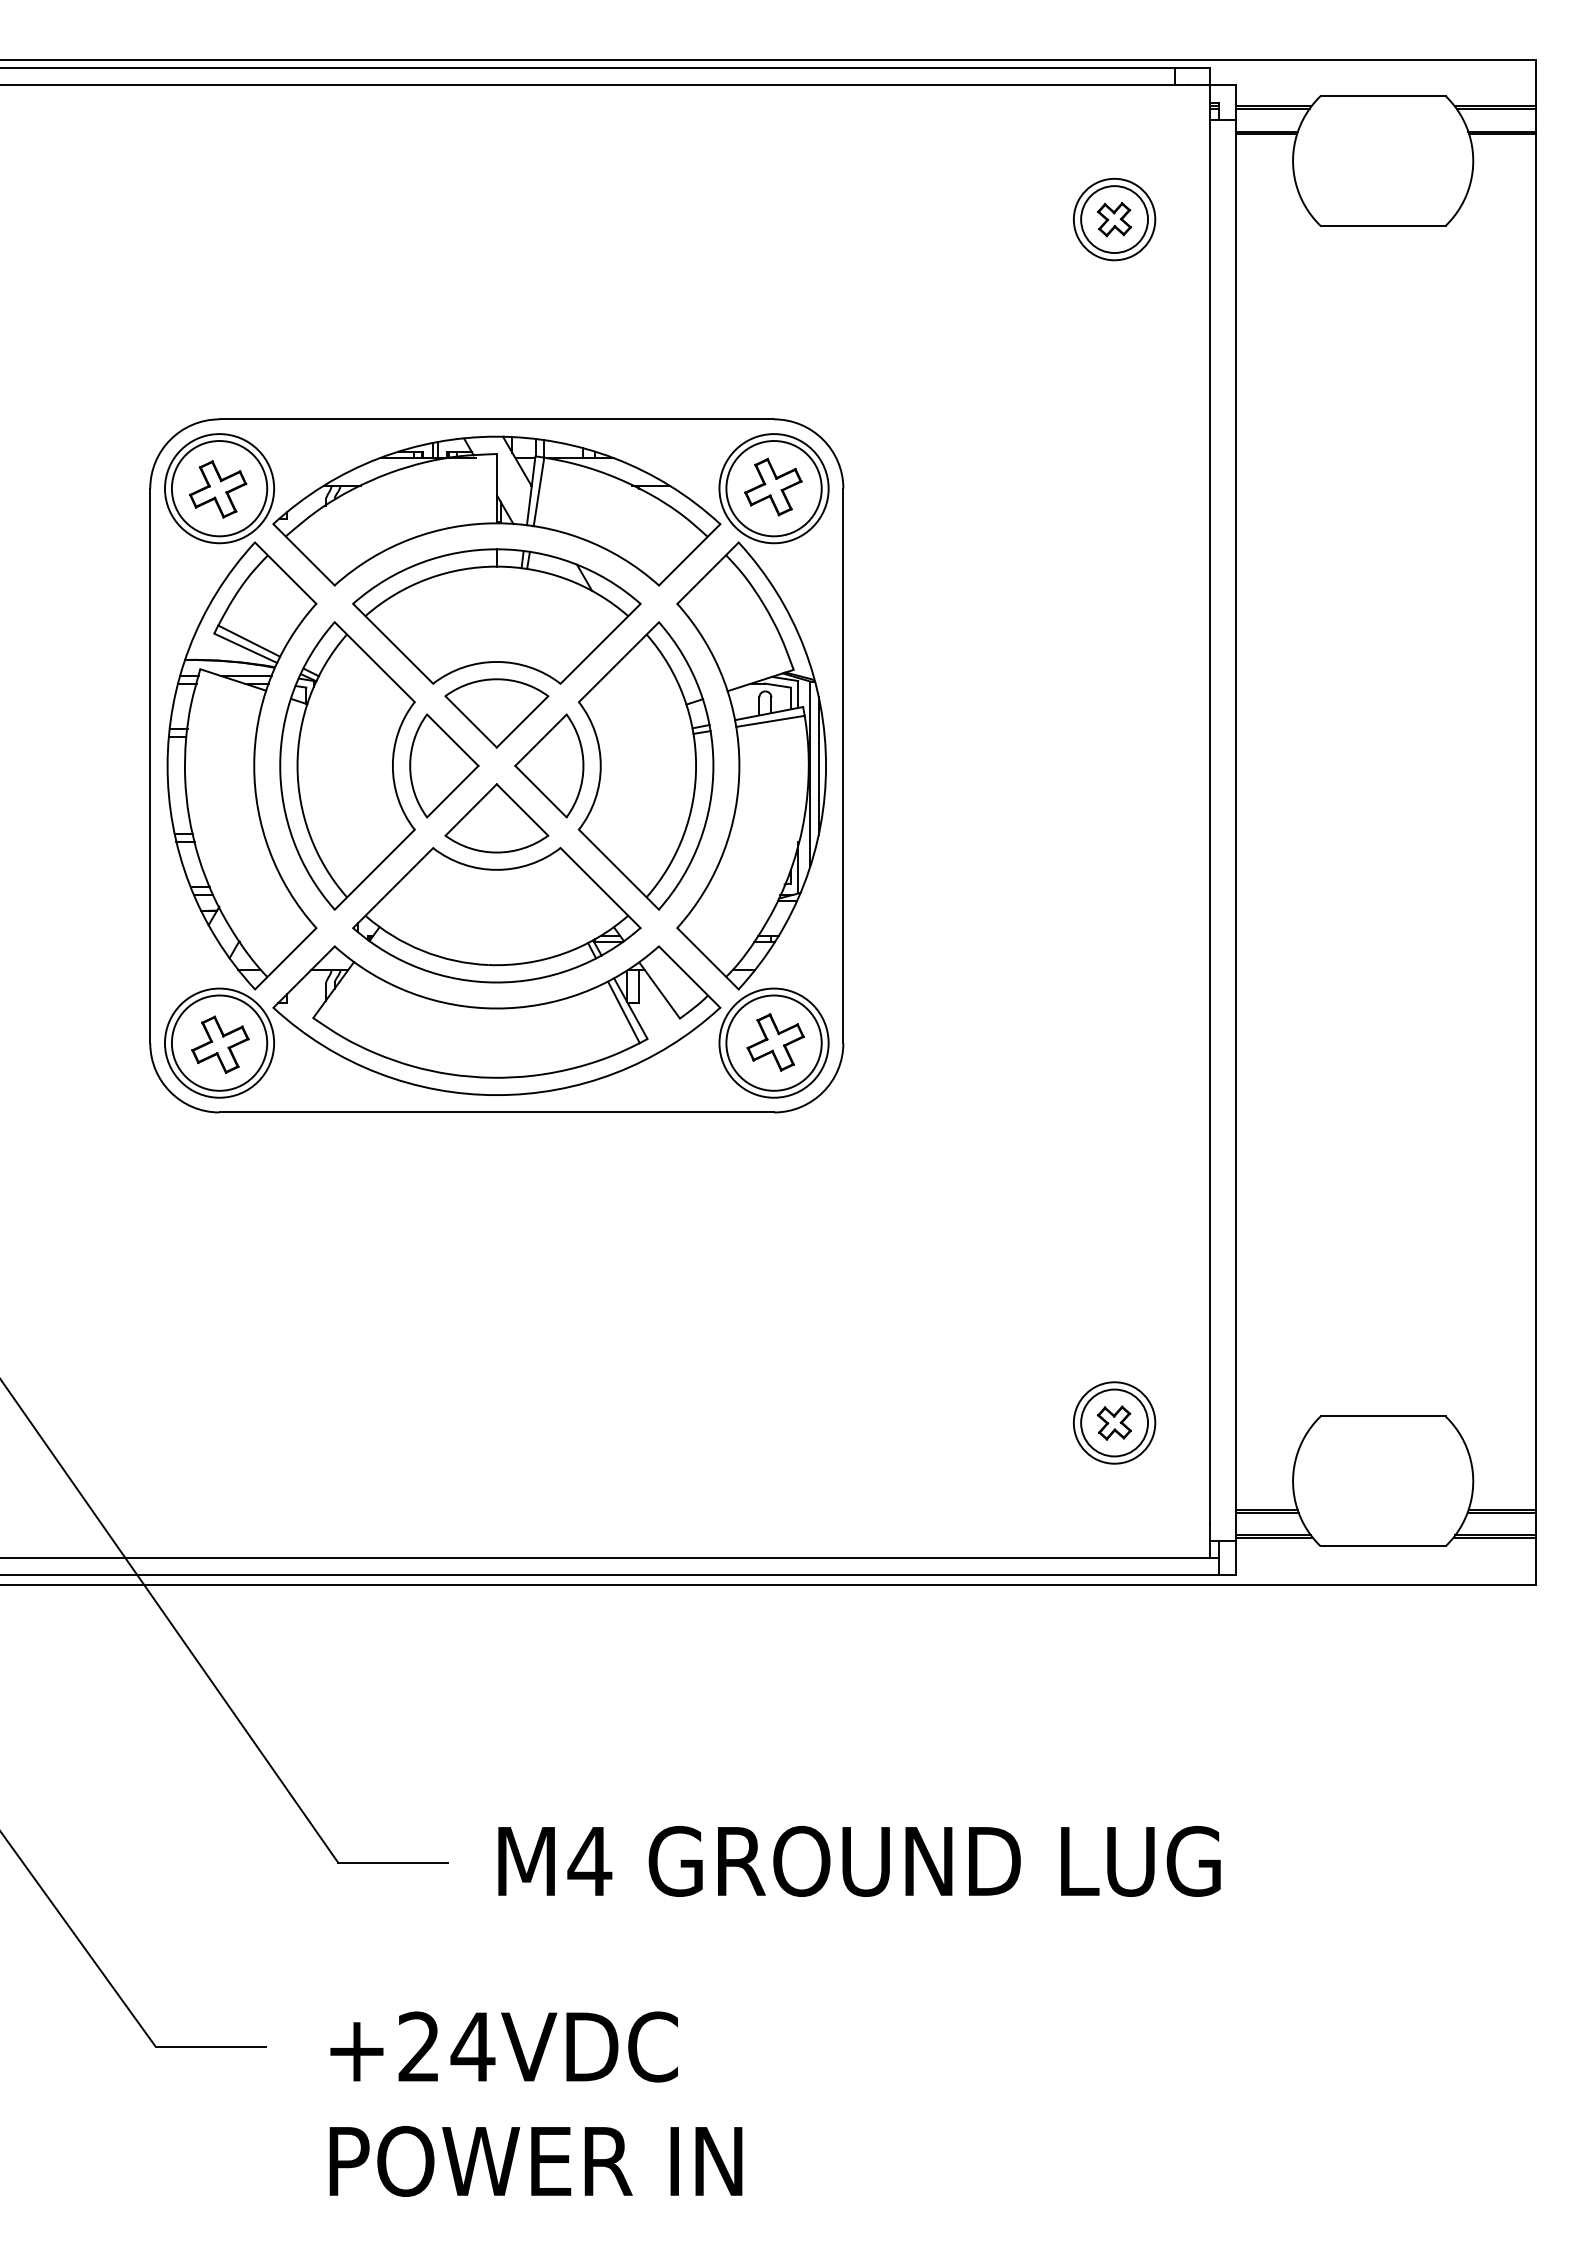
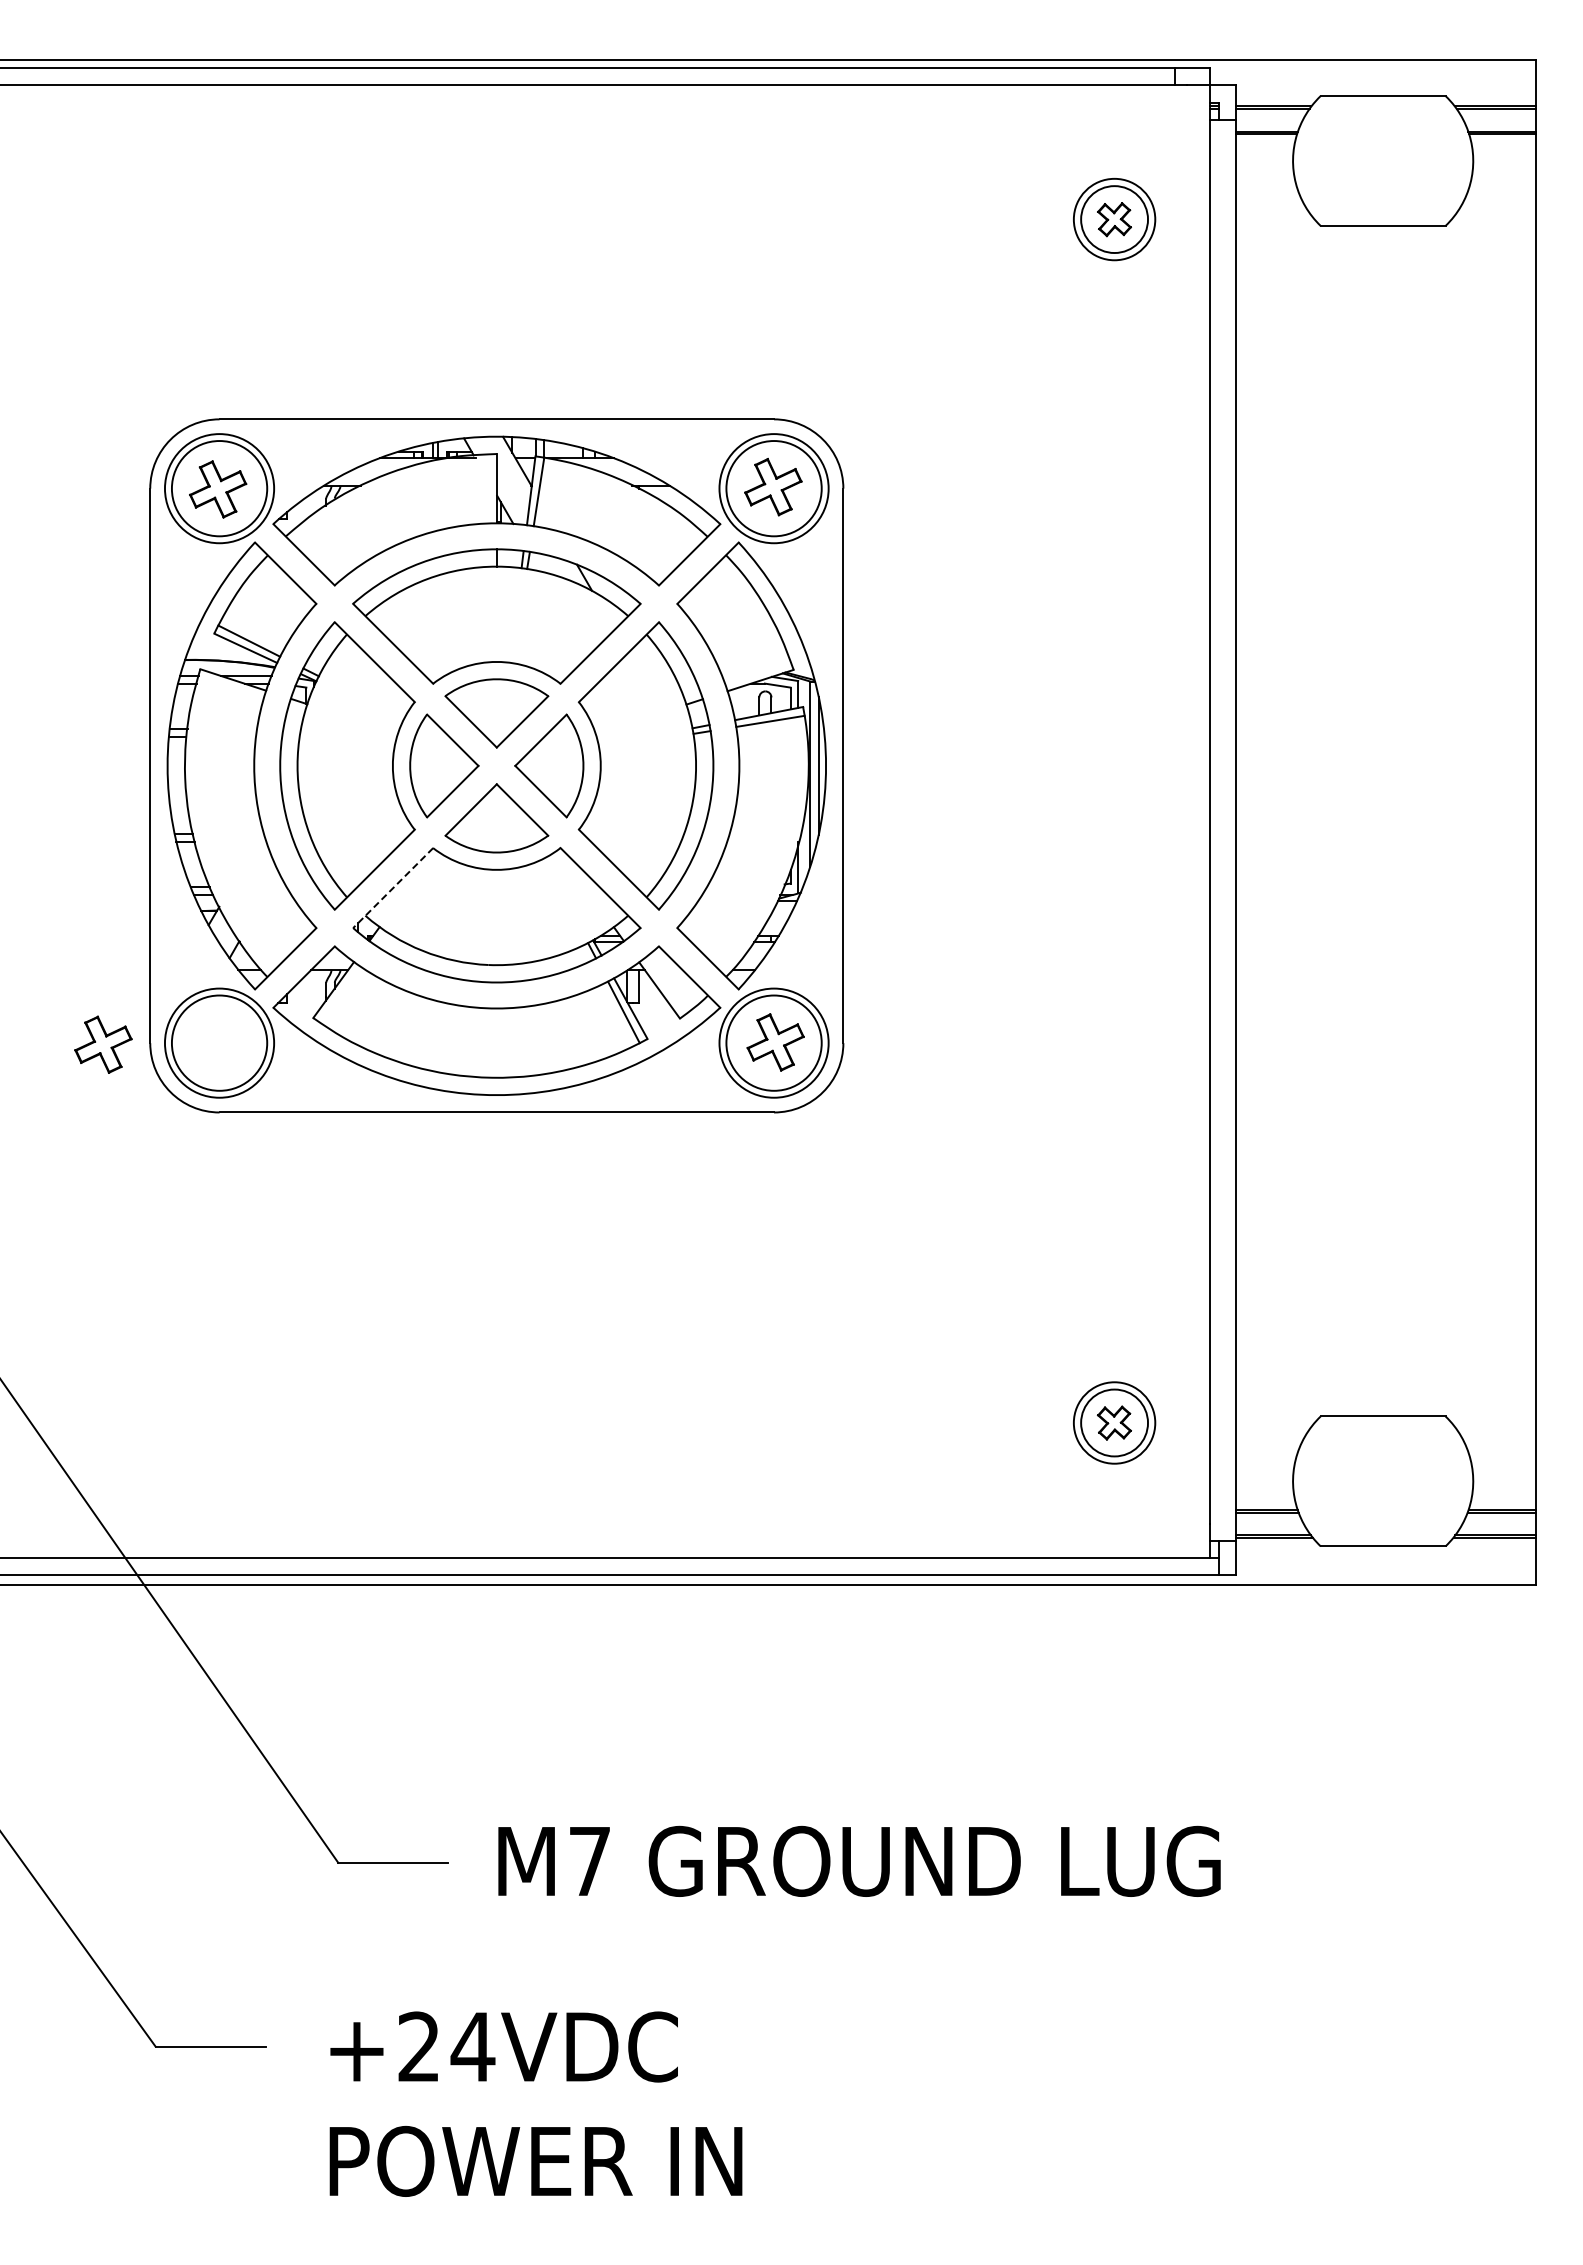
line: solid -> dashed (393, 888)
part position: (220, 1044) -> (103, 1044) (103, 1044)
text: M4 -> M7 (589, 1861)
